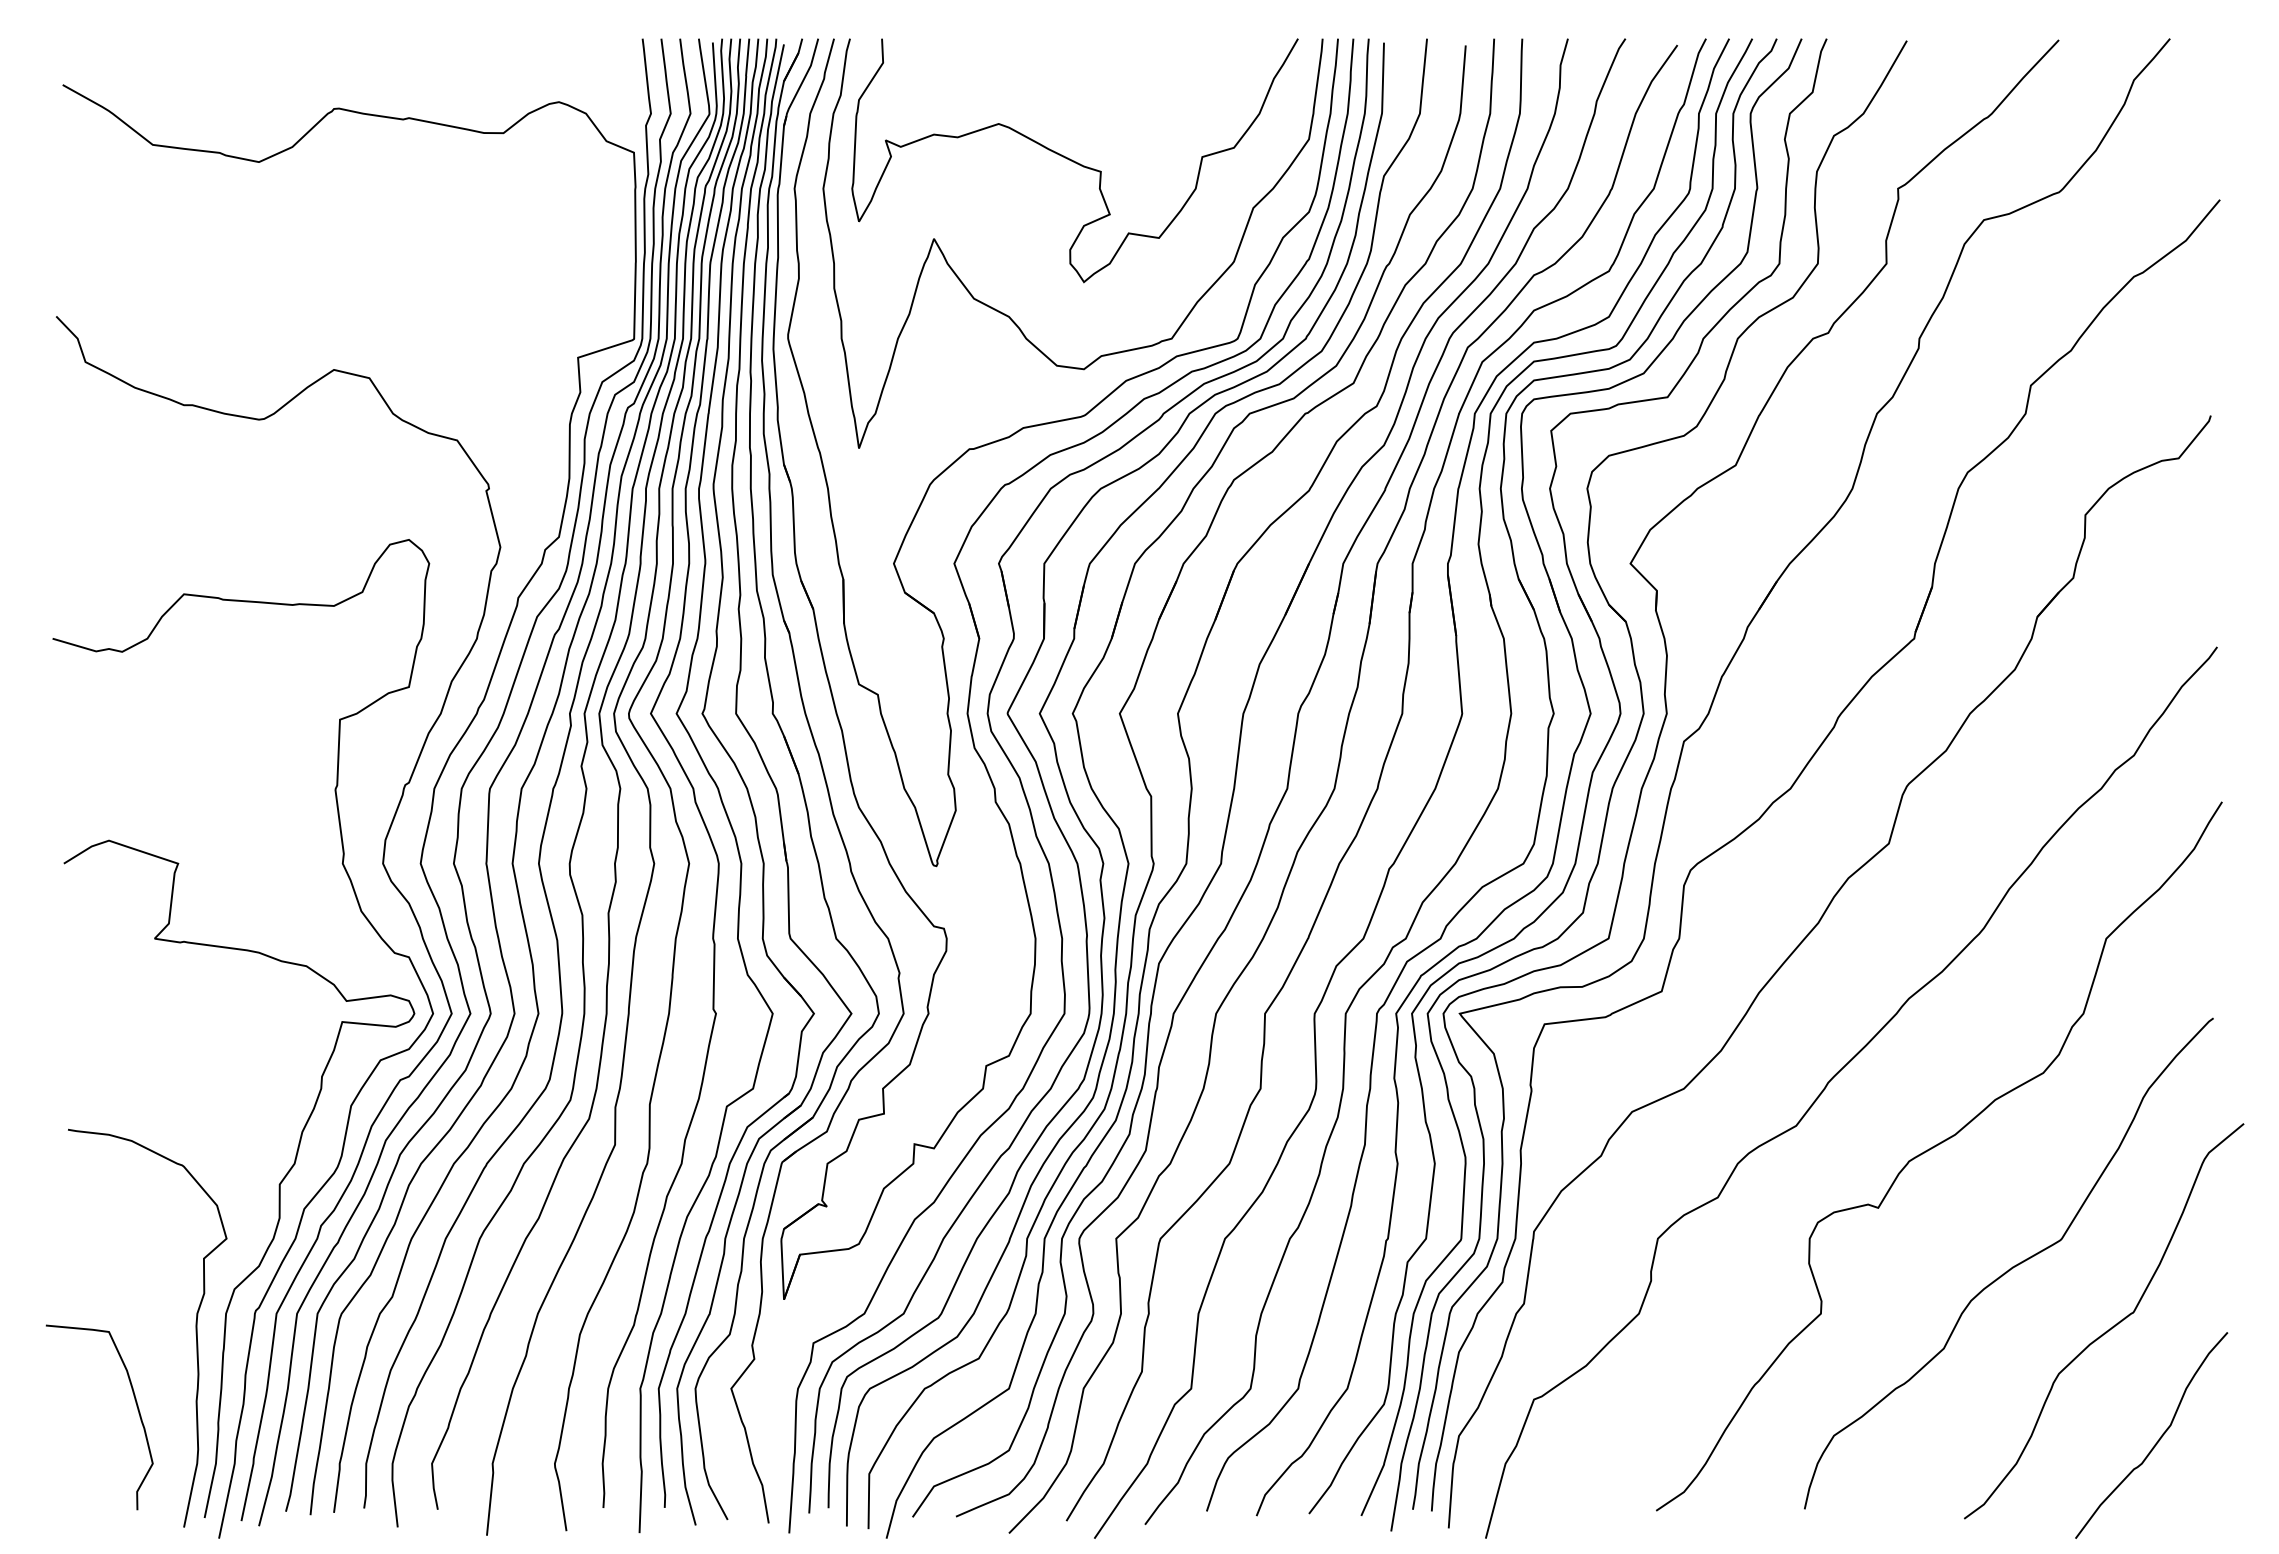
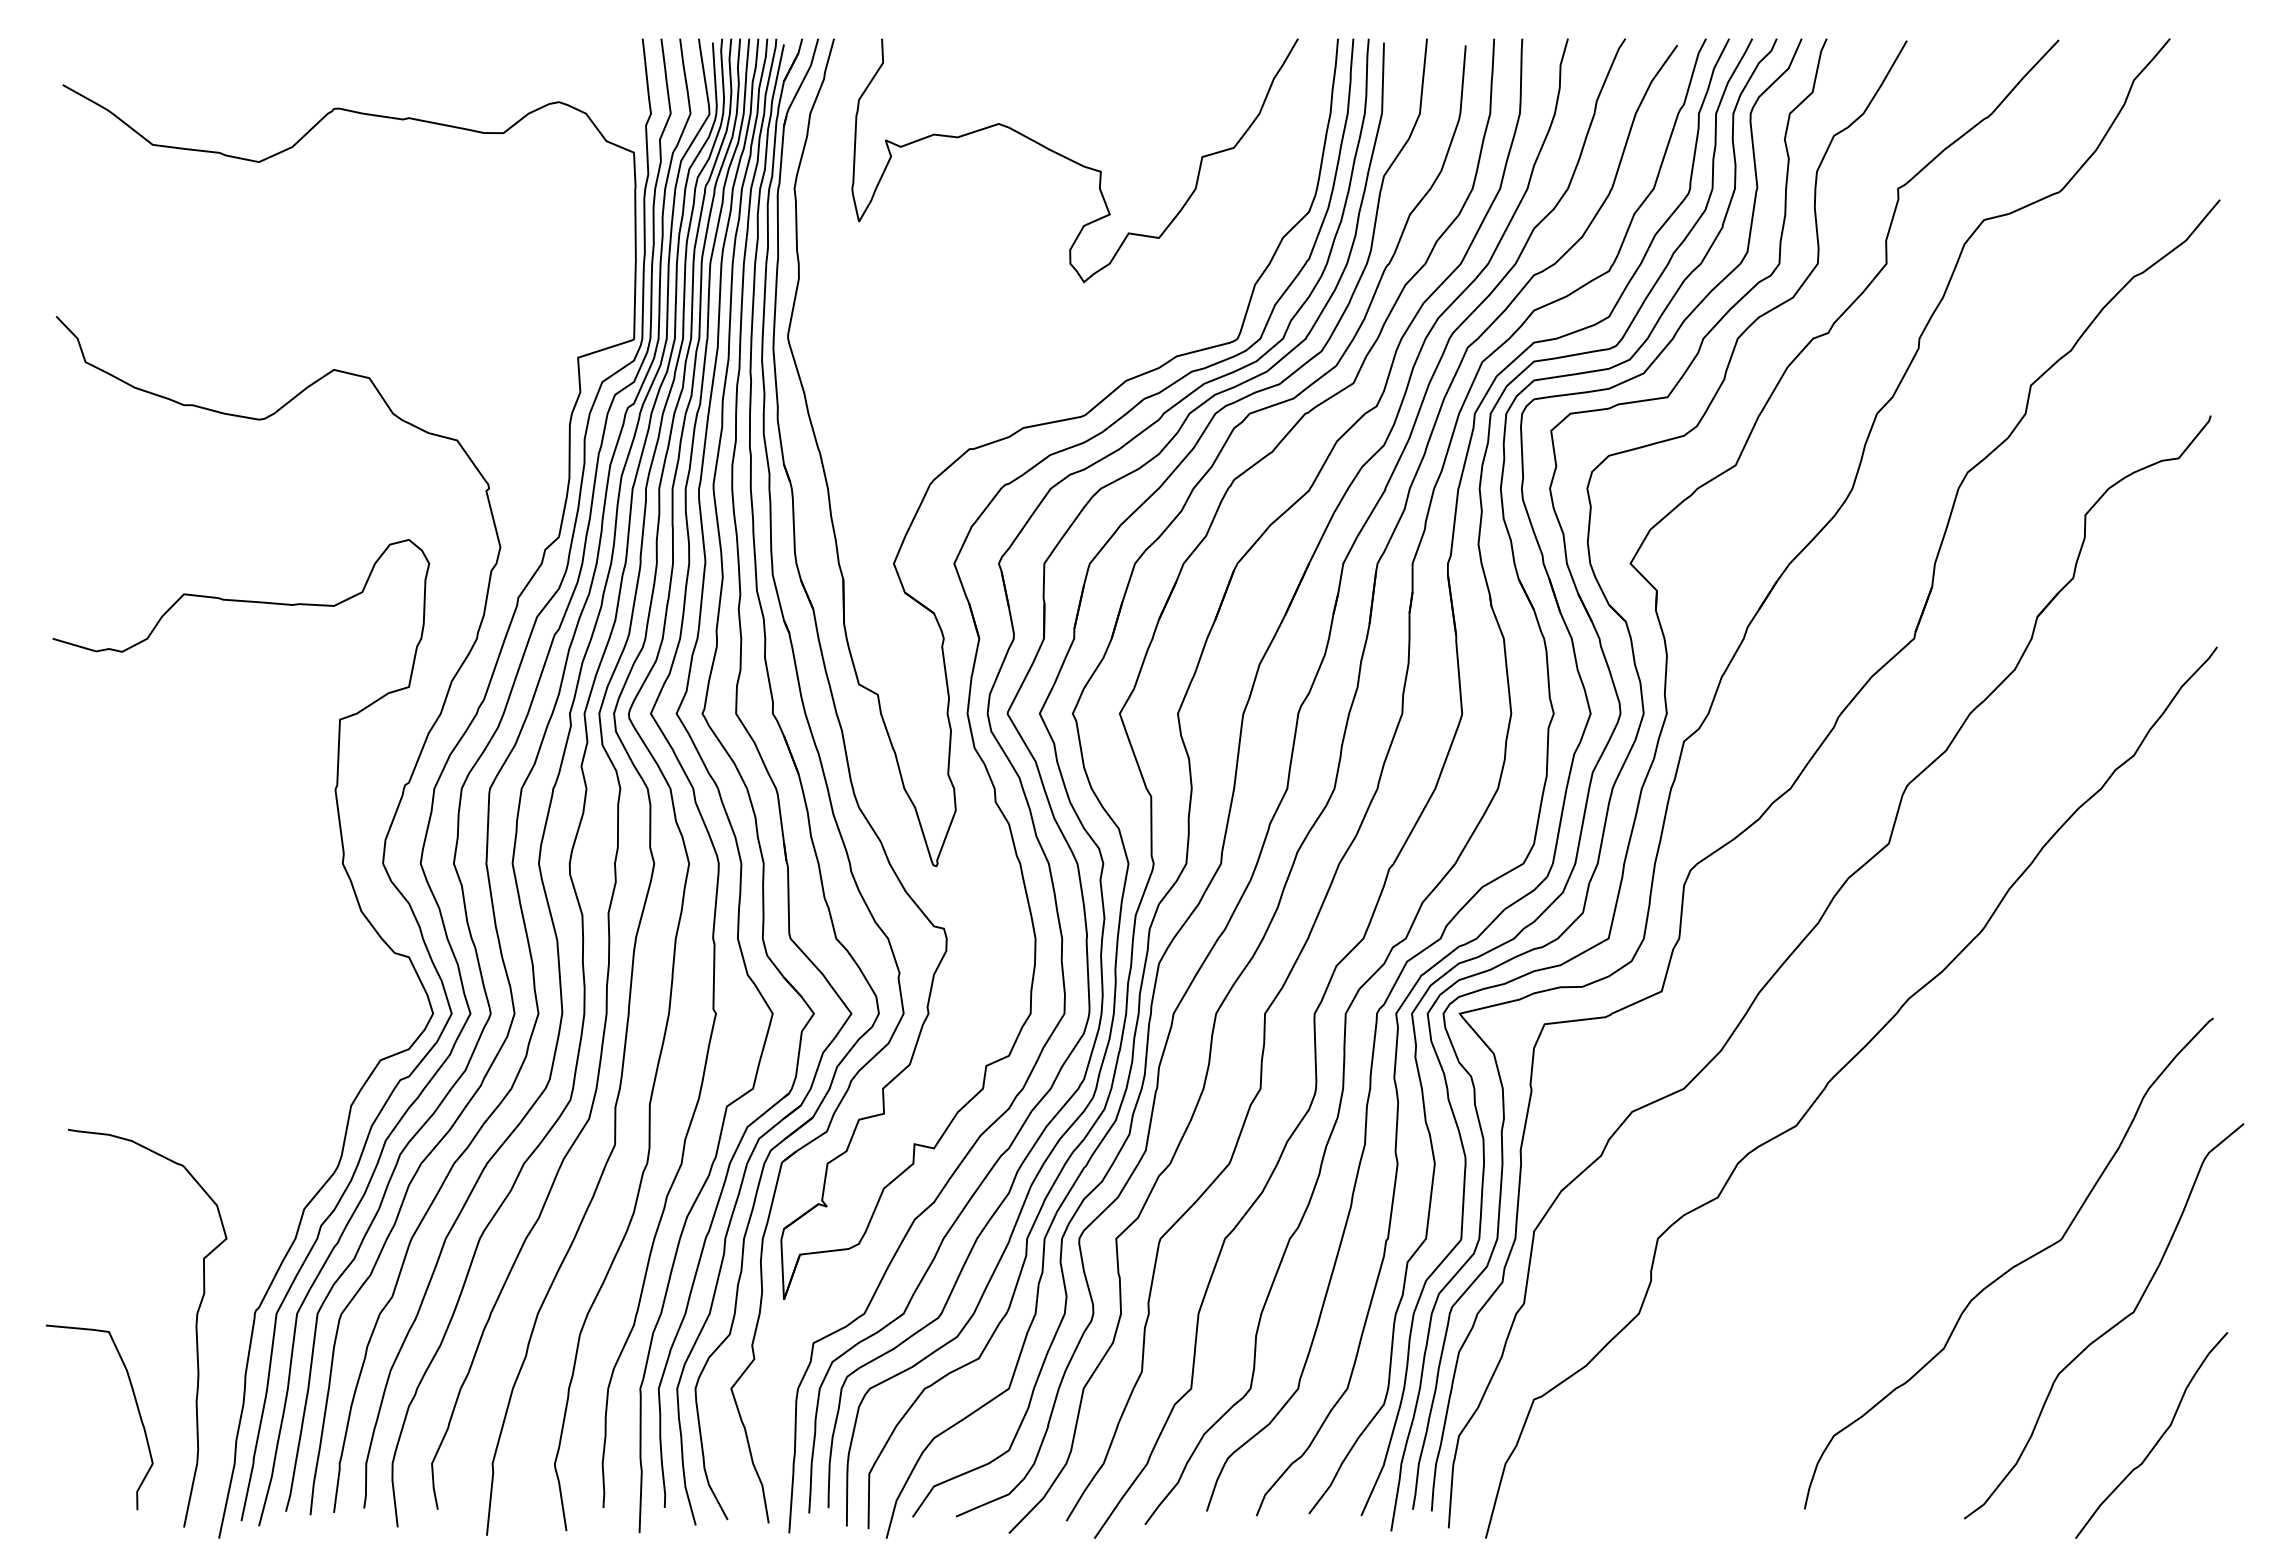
curve: present -> none (1008, 315)
curve: present -> none (1935, 1147)
curve: present -> none (278, 1184)
